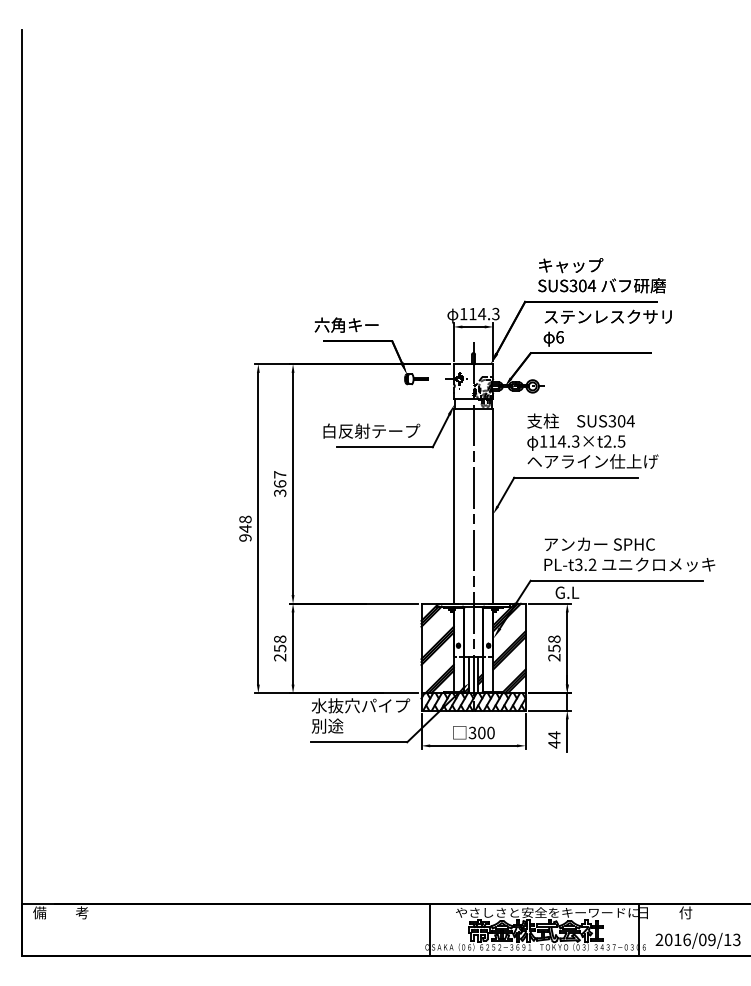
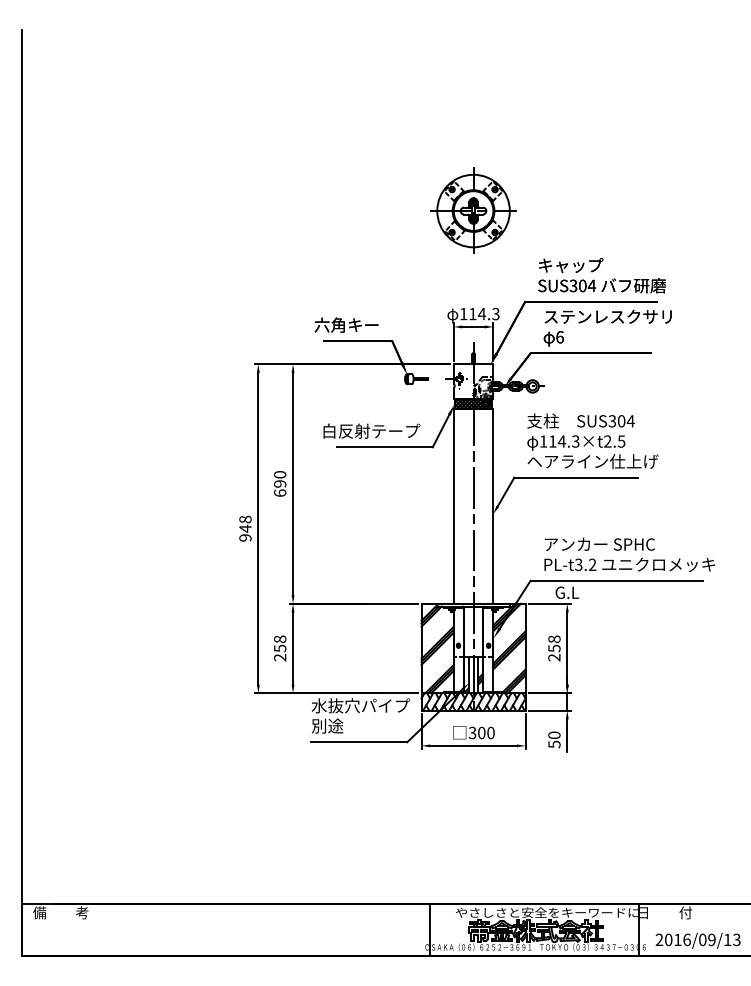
part: none -> present (473, 210)
hatch: none -> present (473, 403)
text: 367 -> 690 (280, 483)
text: 44 -> 50 (554, 739)
